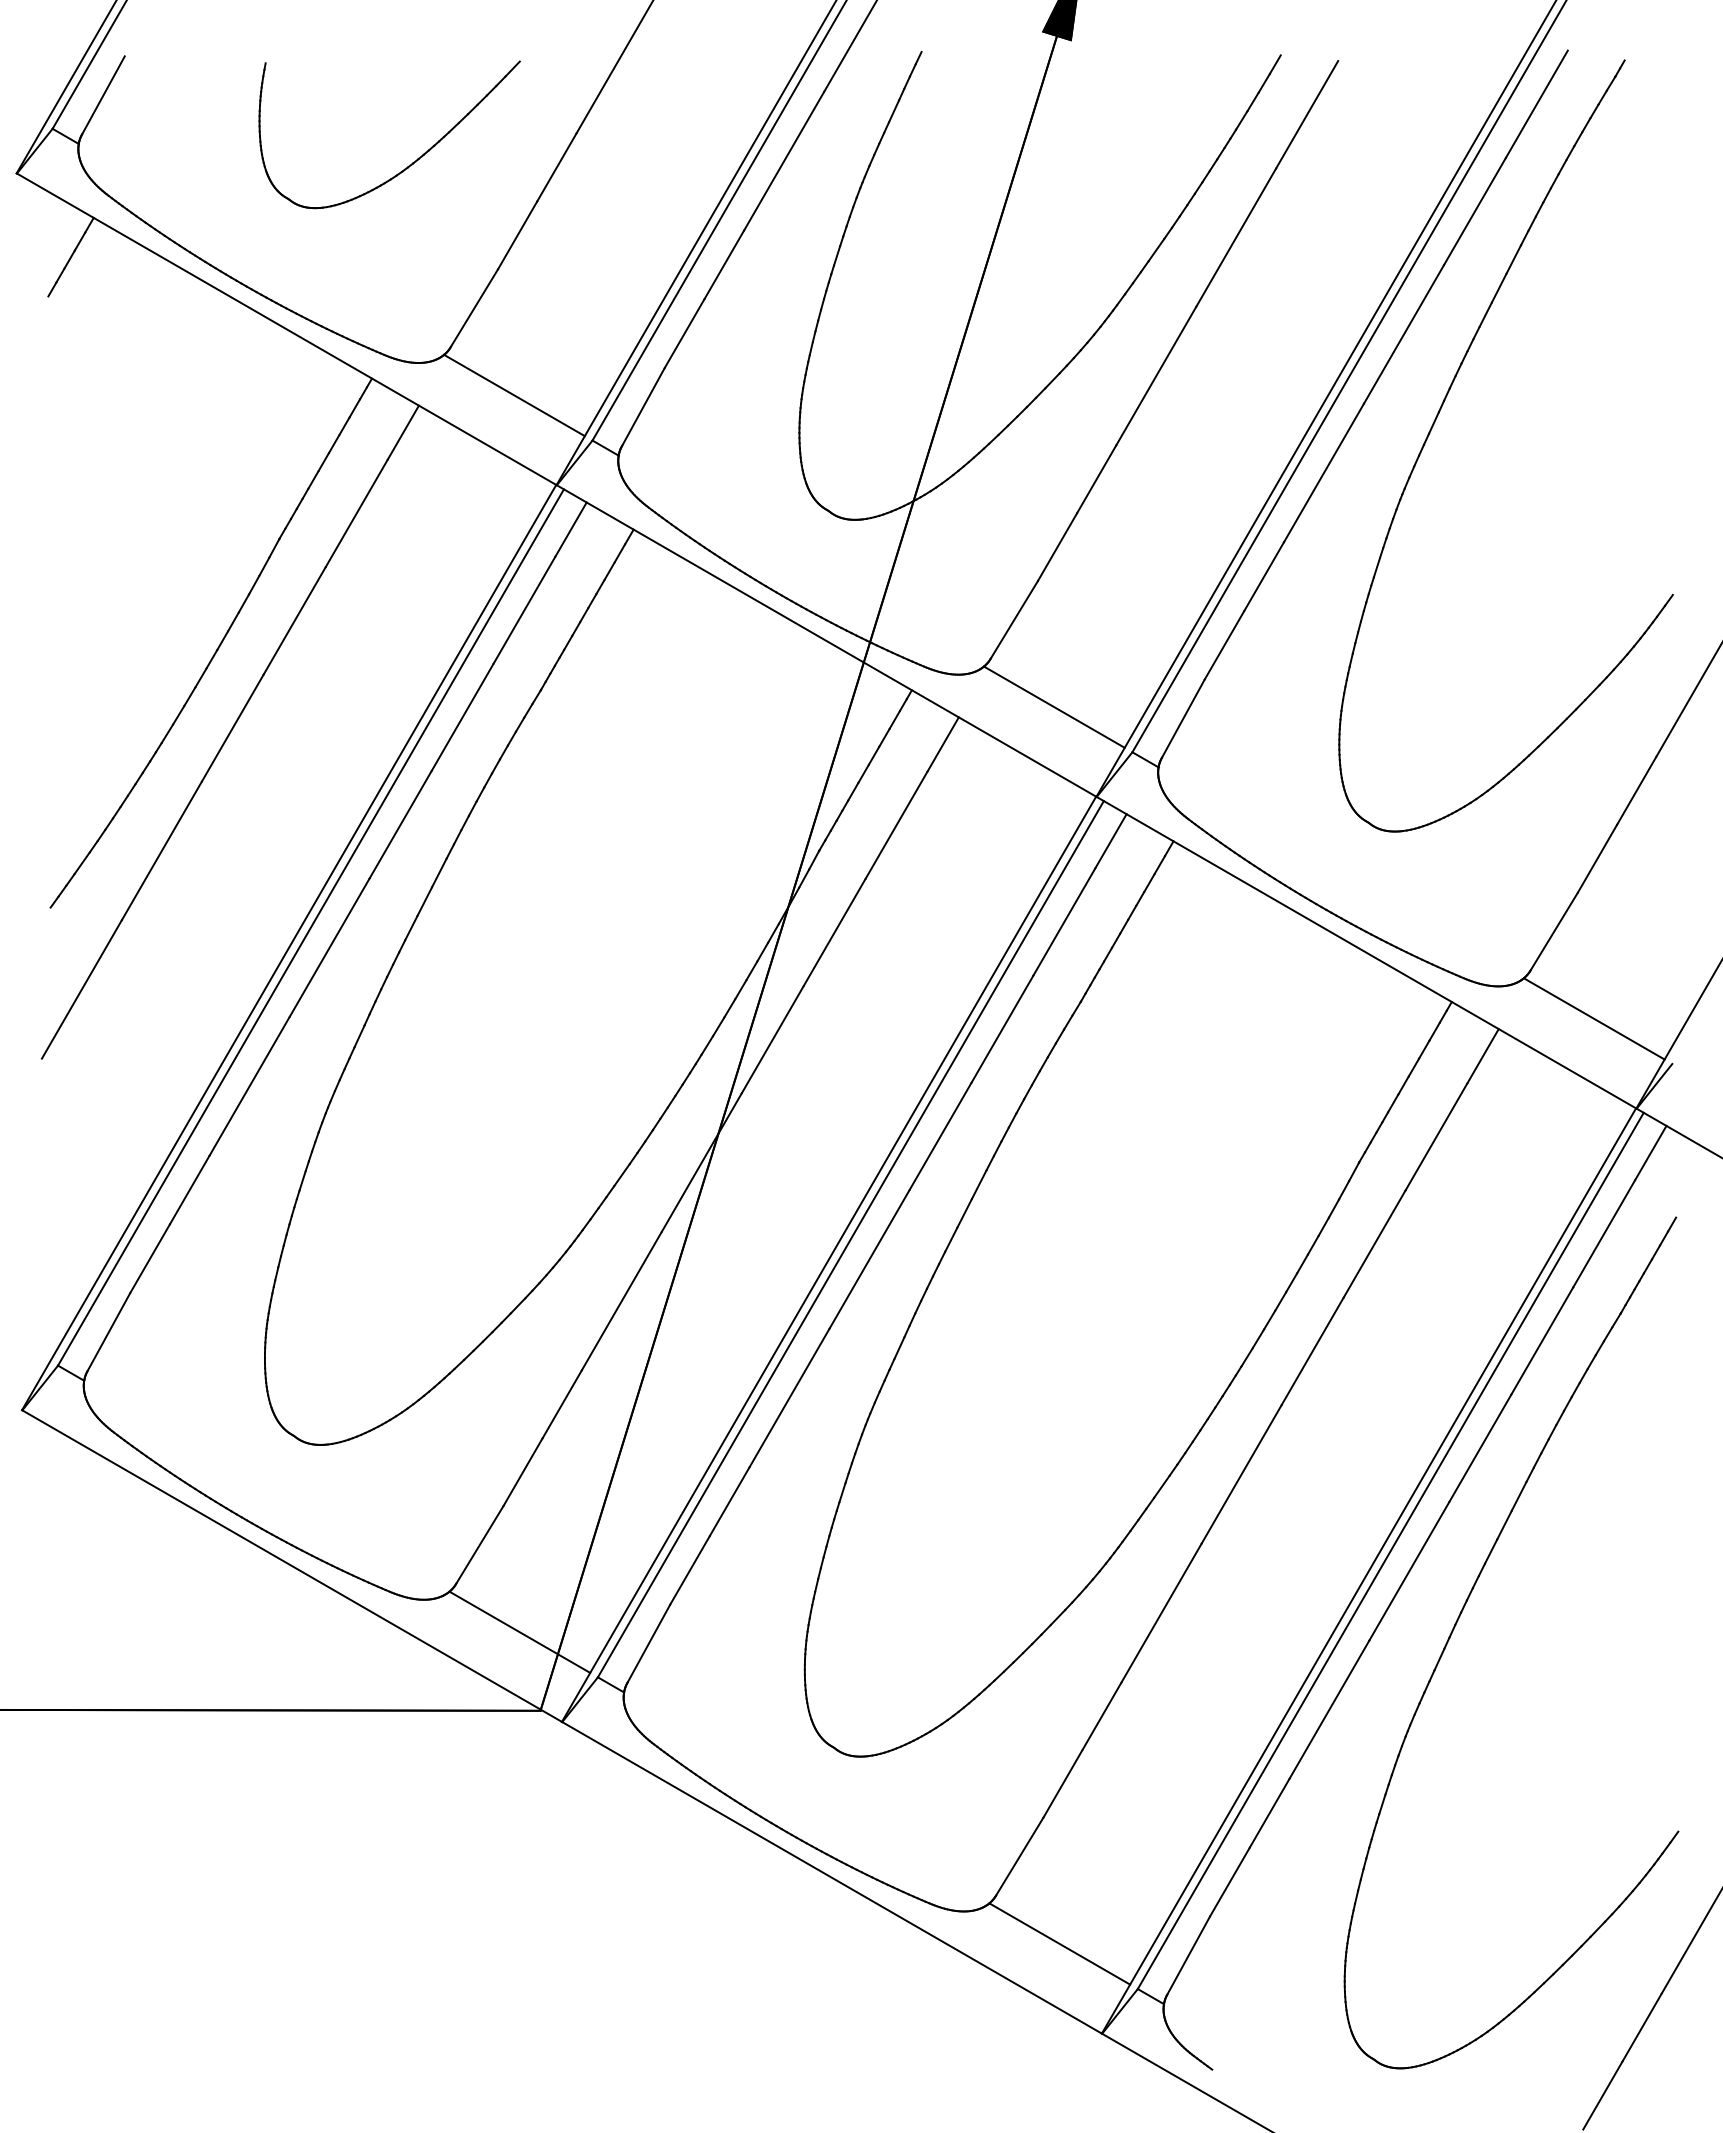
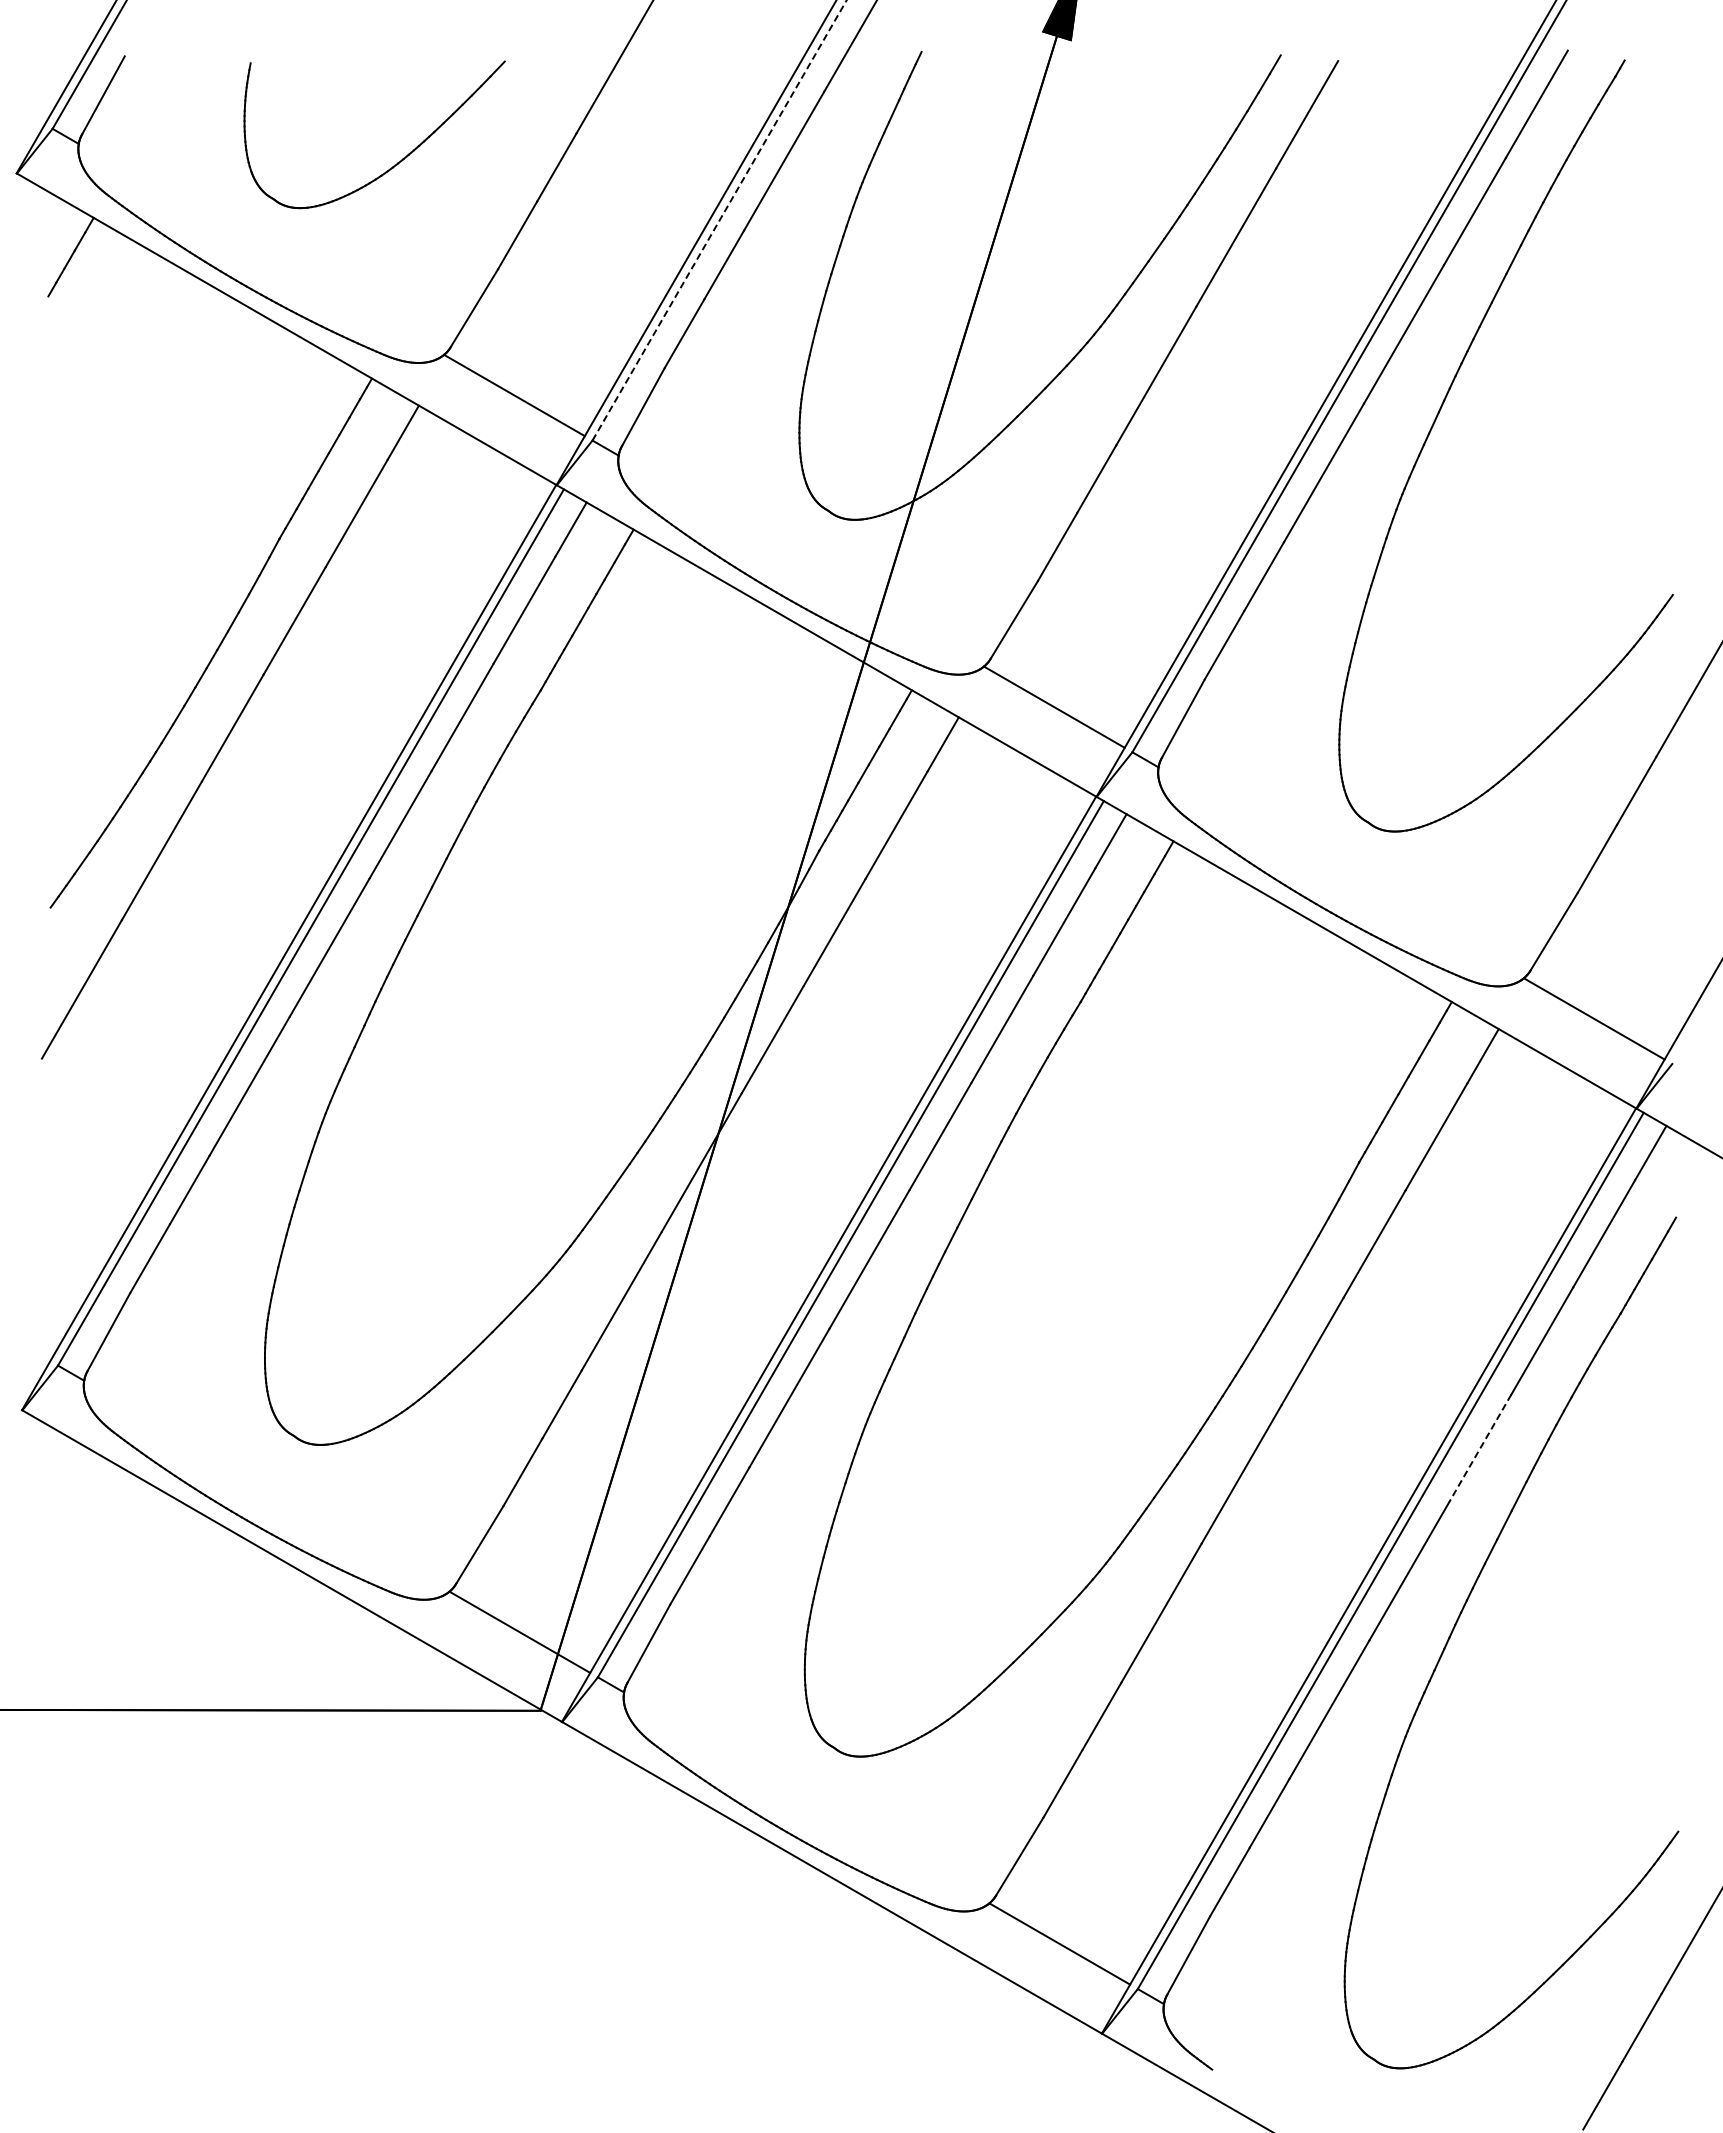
part position: (413, 161) -> (398, 161) (398, 161)
line: solid -> dashed (719, 220)
line: solid -> dashed (1480, 1448)
